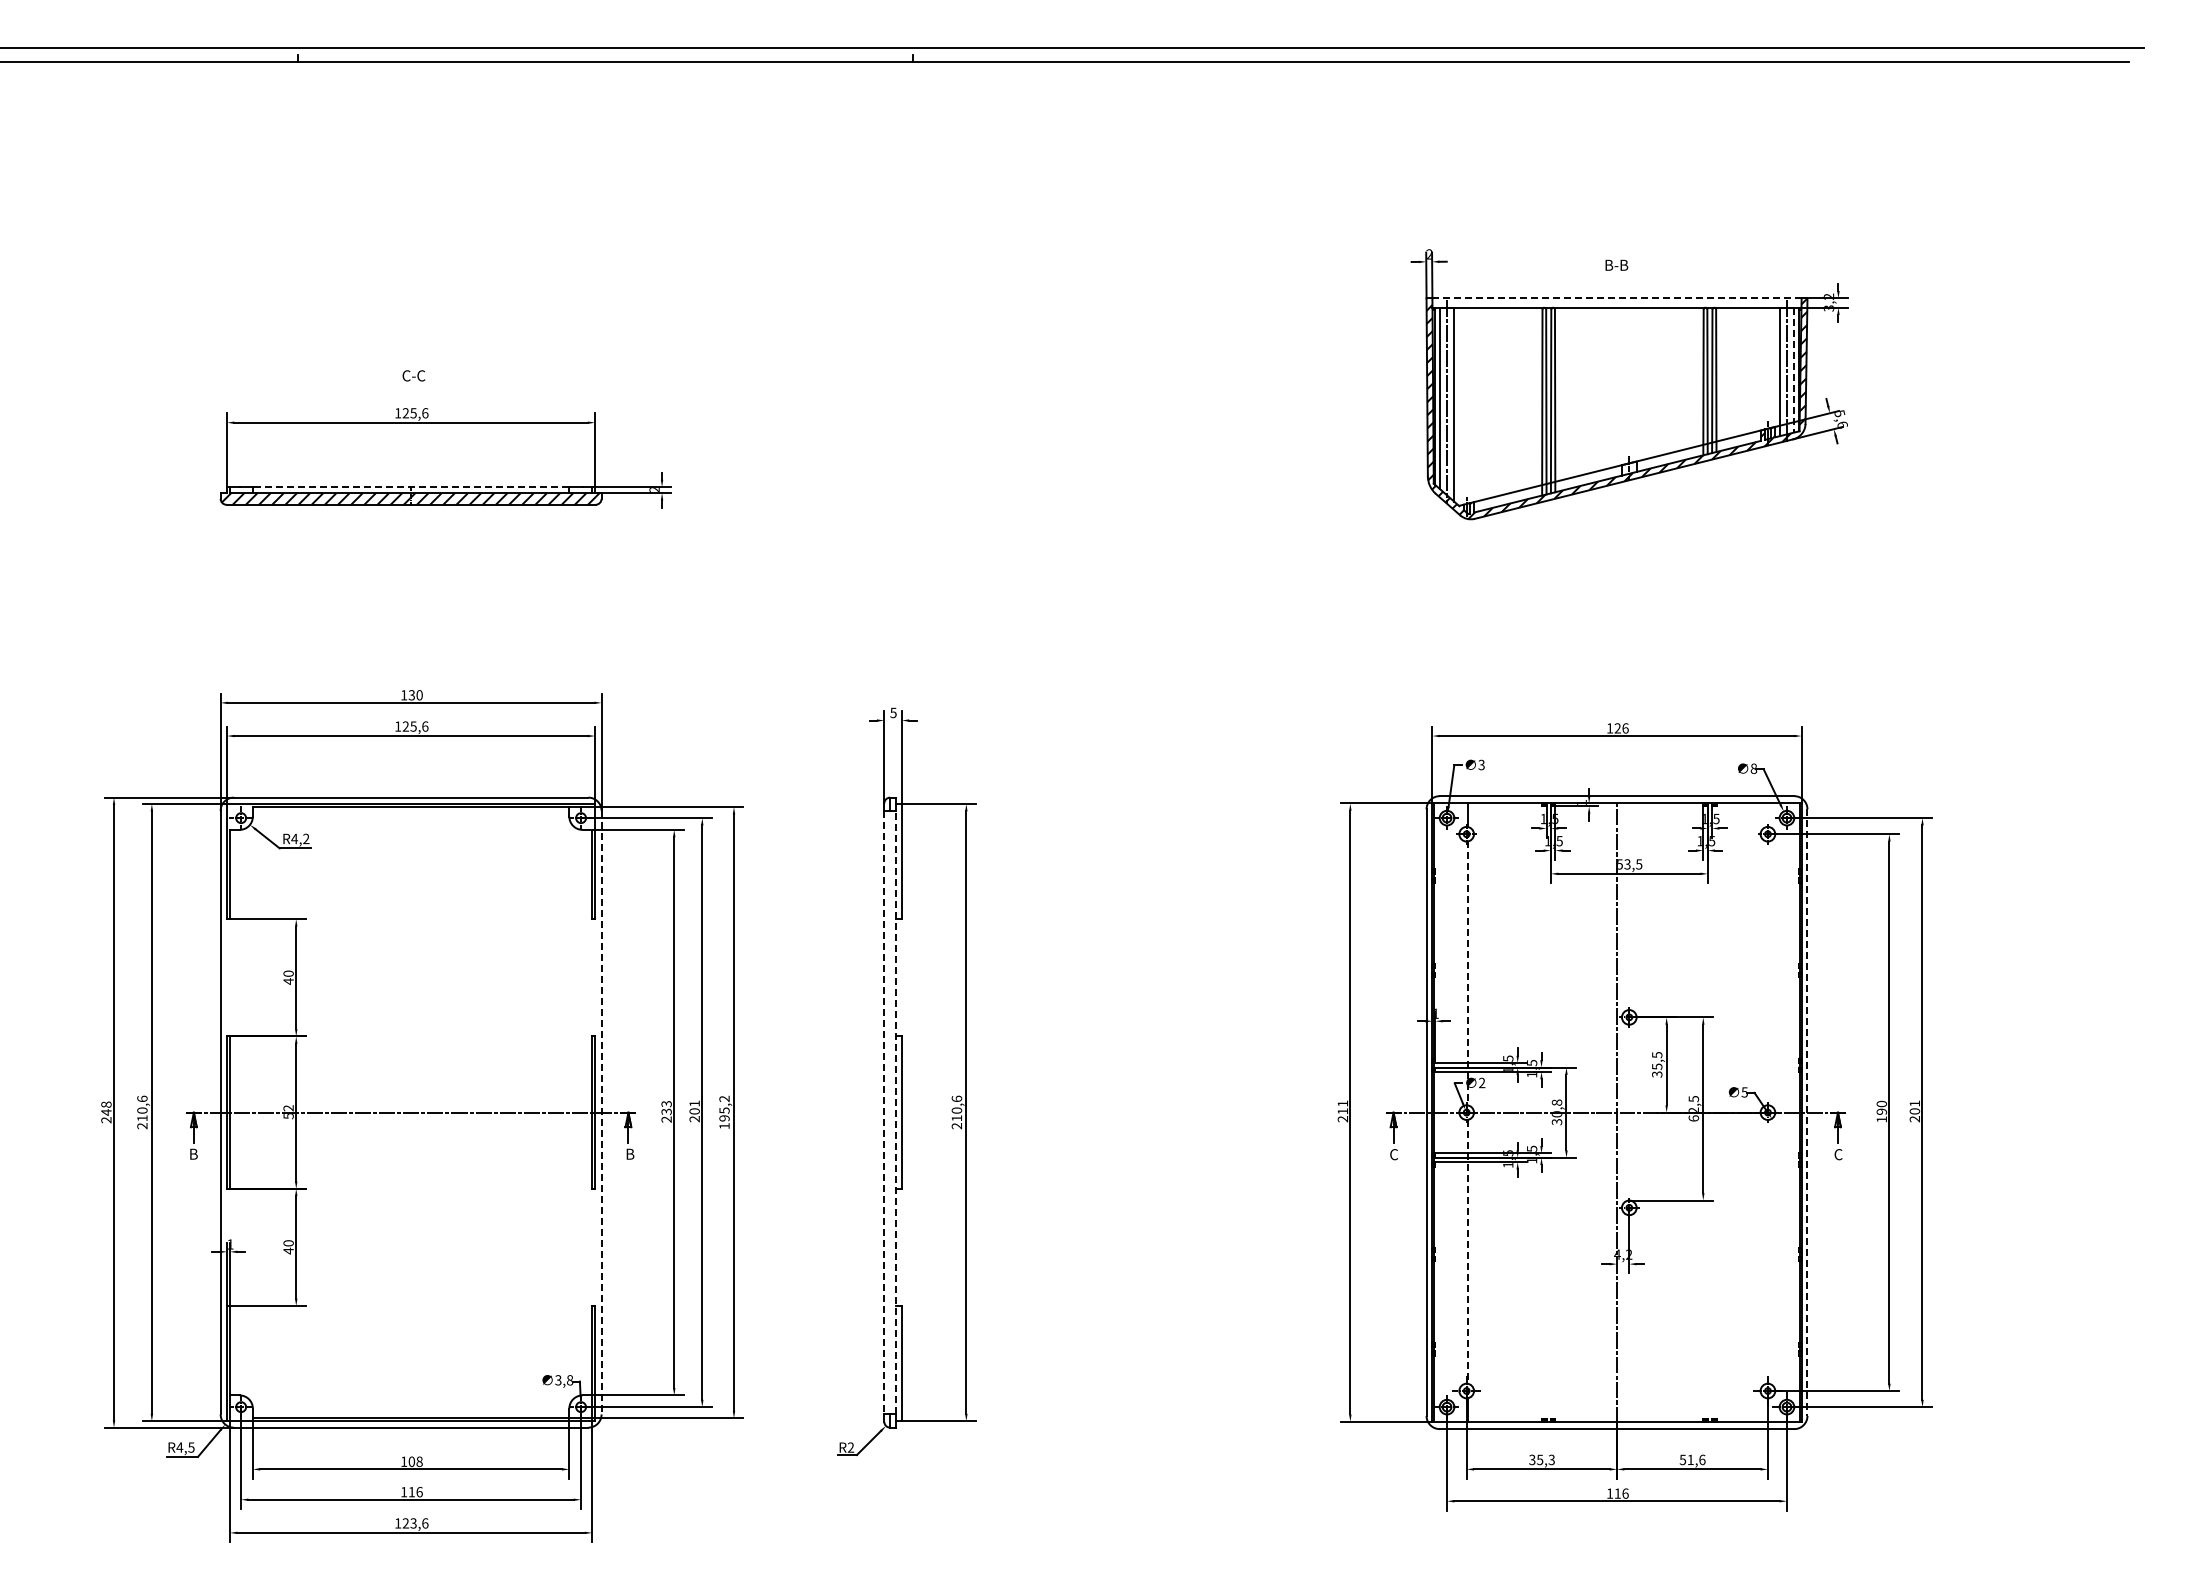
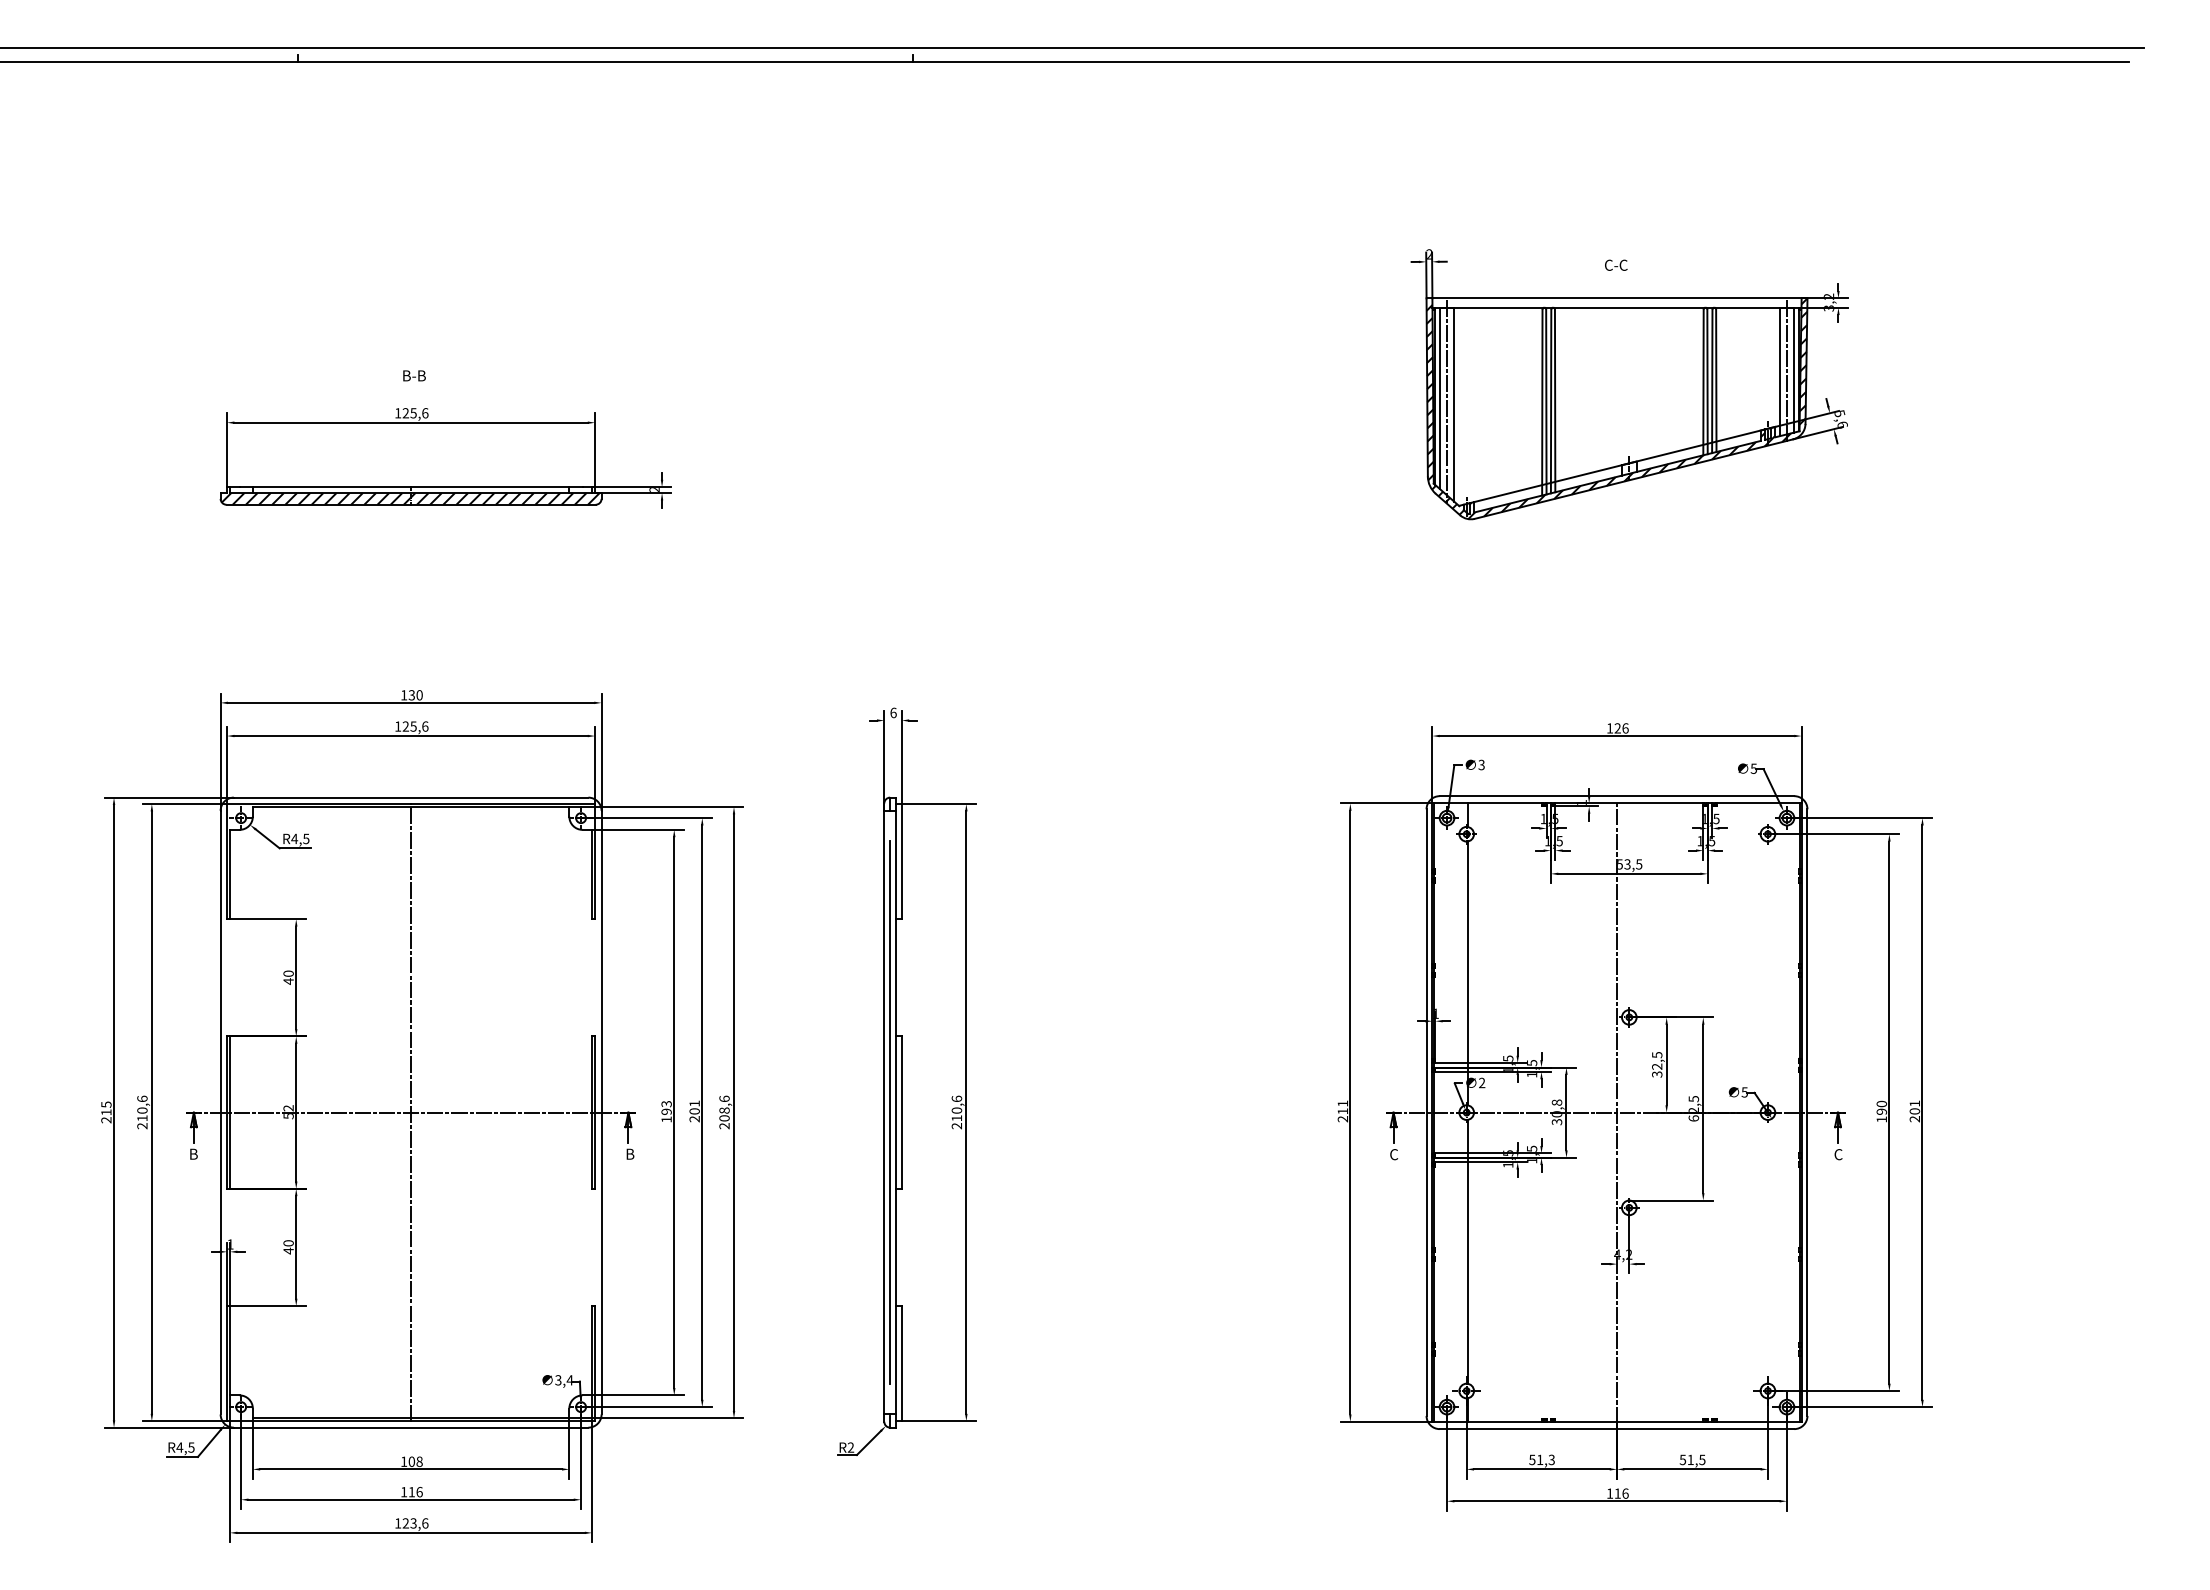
text: B-B -> C-C (1616, 264)
line: dashed -> solid (1617, 298)
line: dashed -> solid (1794, 370)
text: C-C -> B-B (413, 375)
line: dashed -> solid (410, 487)
text: 5 -> 6 (893, 712)
text: 8 -> 5 (1753, 768)
text: R4,2 -> R4,5 (306, 838)
line: dashed -> solid (1468, 973)
text: 35,5 -> 32,5 (1657, 1066)
text: 248 -> 215 (106, 1108)
line: none -> present (411, 1112)
line: dashed -> solid (601, 1112)
text: 195,2 -> 208,6 (724, 1112)
line: dashed -> solid (884, 1112)
line: none -> present (890, 1112)
line: dashed -> solid (896, 1112)
line: dashed -> solid (1807, 1113)
text: 233 -> 193 (666, 1115)
line: dashed -> solid (1468, 1252)
text: 3,8 -> 3,4 (569, 1380)
text: 35,3 -> 51,3 (1536, 1459)
text: 51,6 -> 51,5 (1702, 1459)
